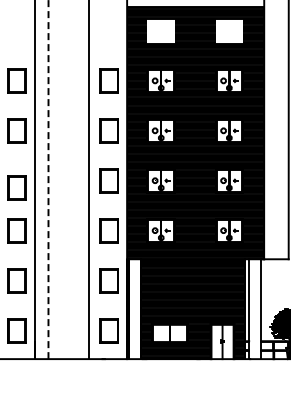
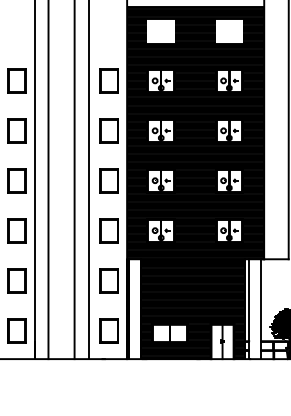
line: dashed -> solid (48, 179)
line: none -> present (74, 180)
part position: (16, 187) -> (16, 180) (16, 180)
